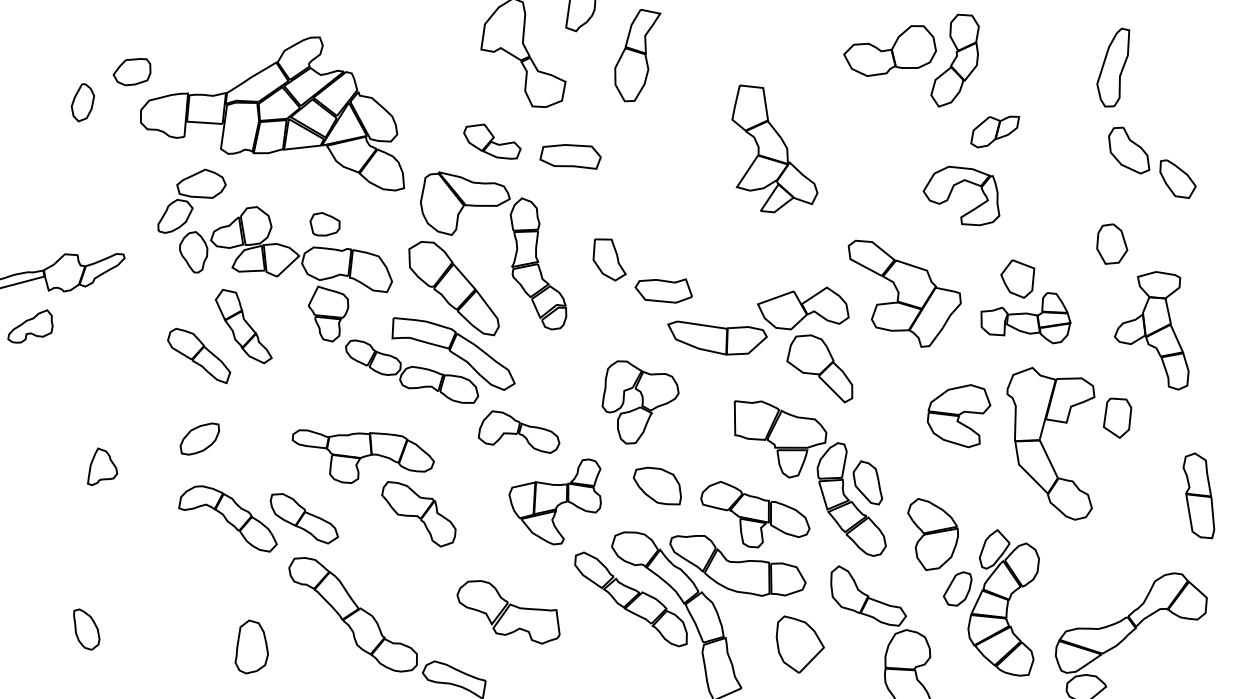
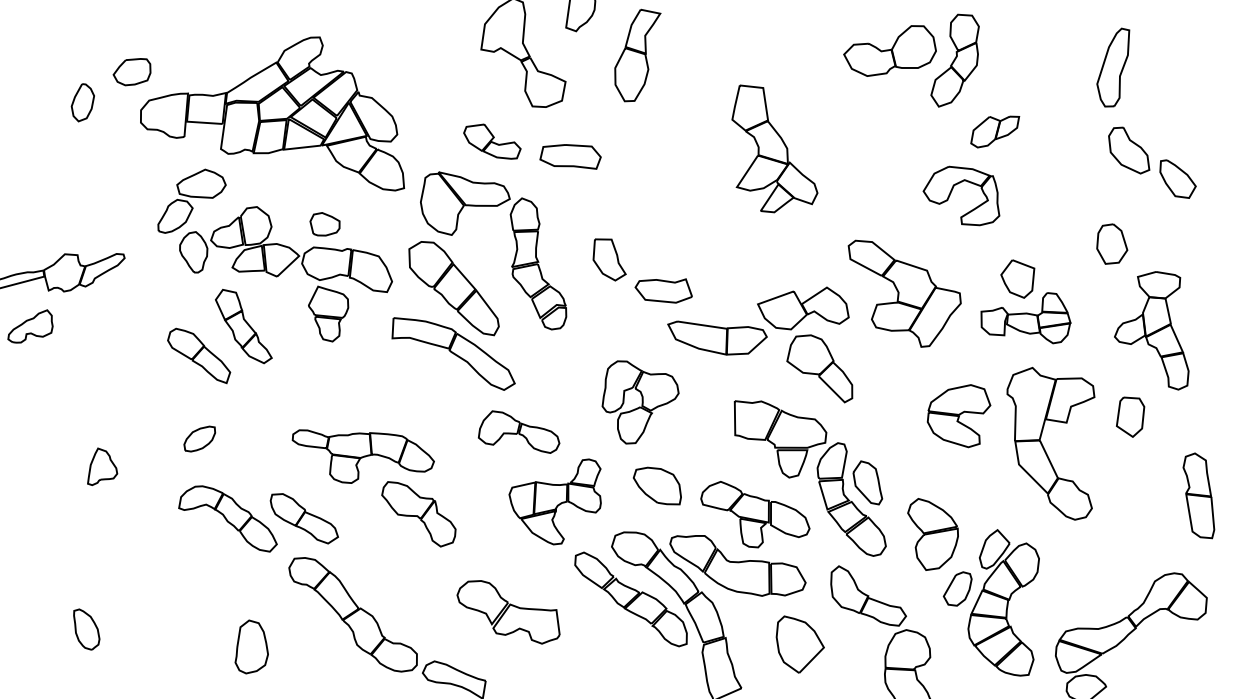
part: present -> none (412, 371)
part position: (1117, 417) -> (1130, 416) (1130, 416)
part size: 41x34 px -> 34x28 px (199, 438)
